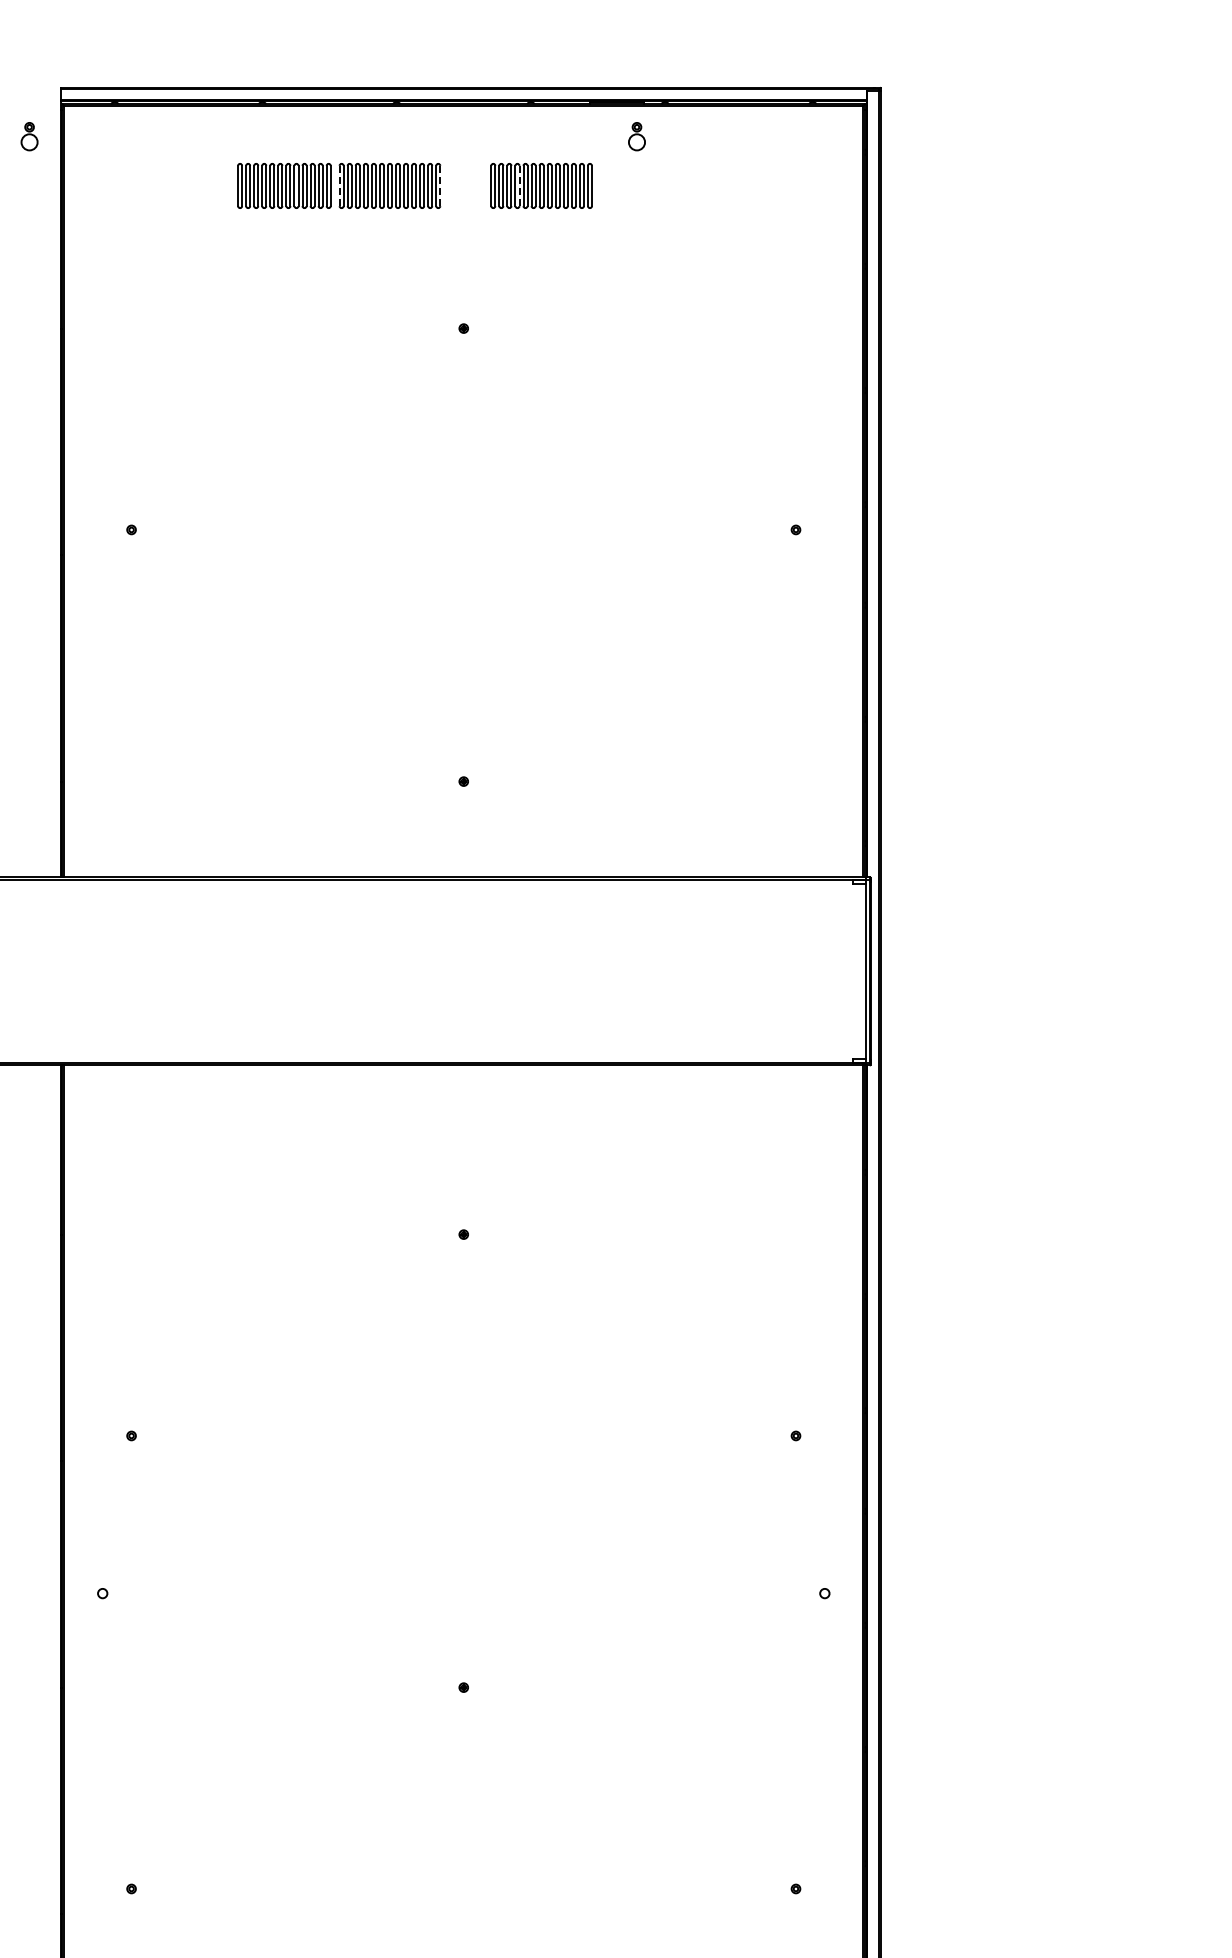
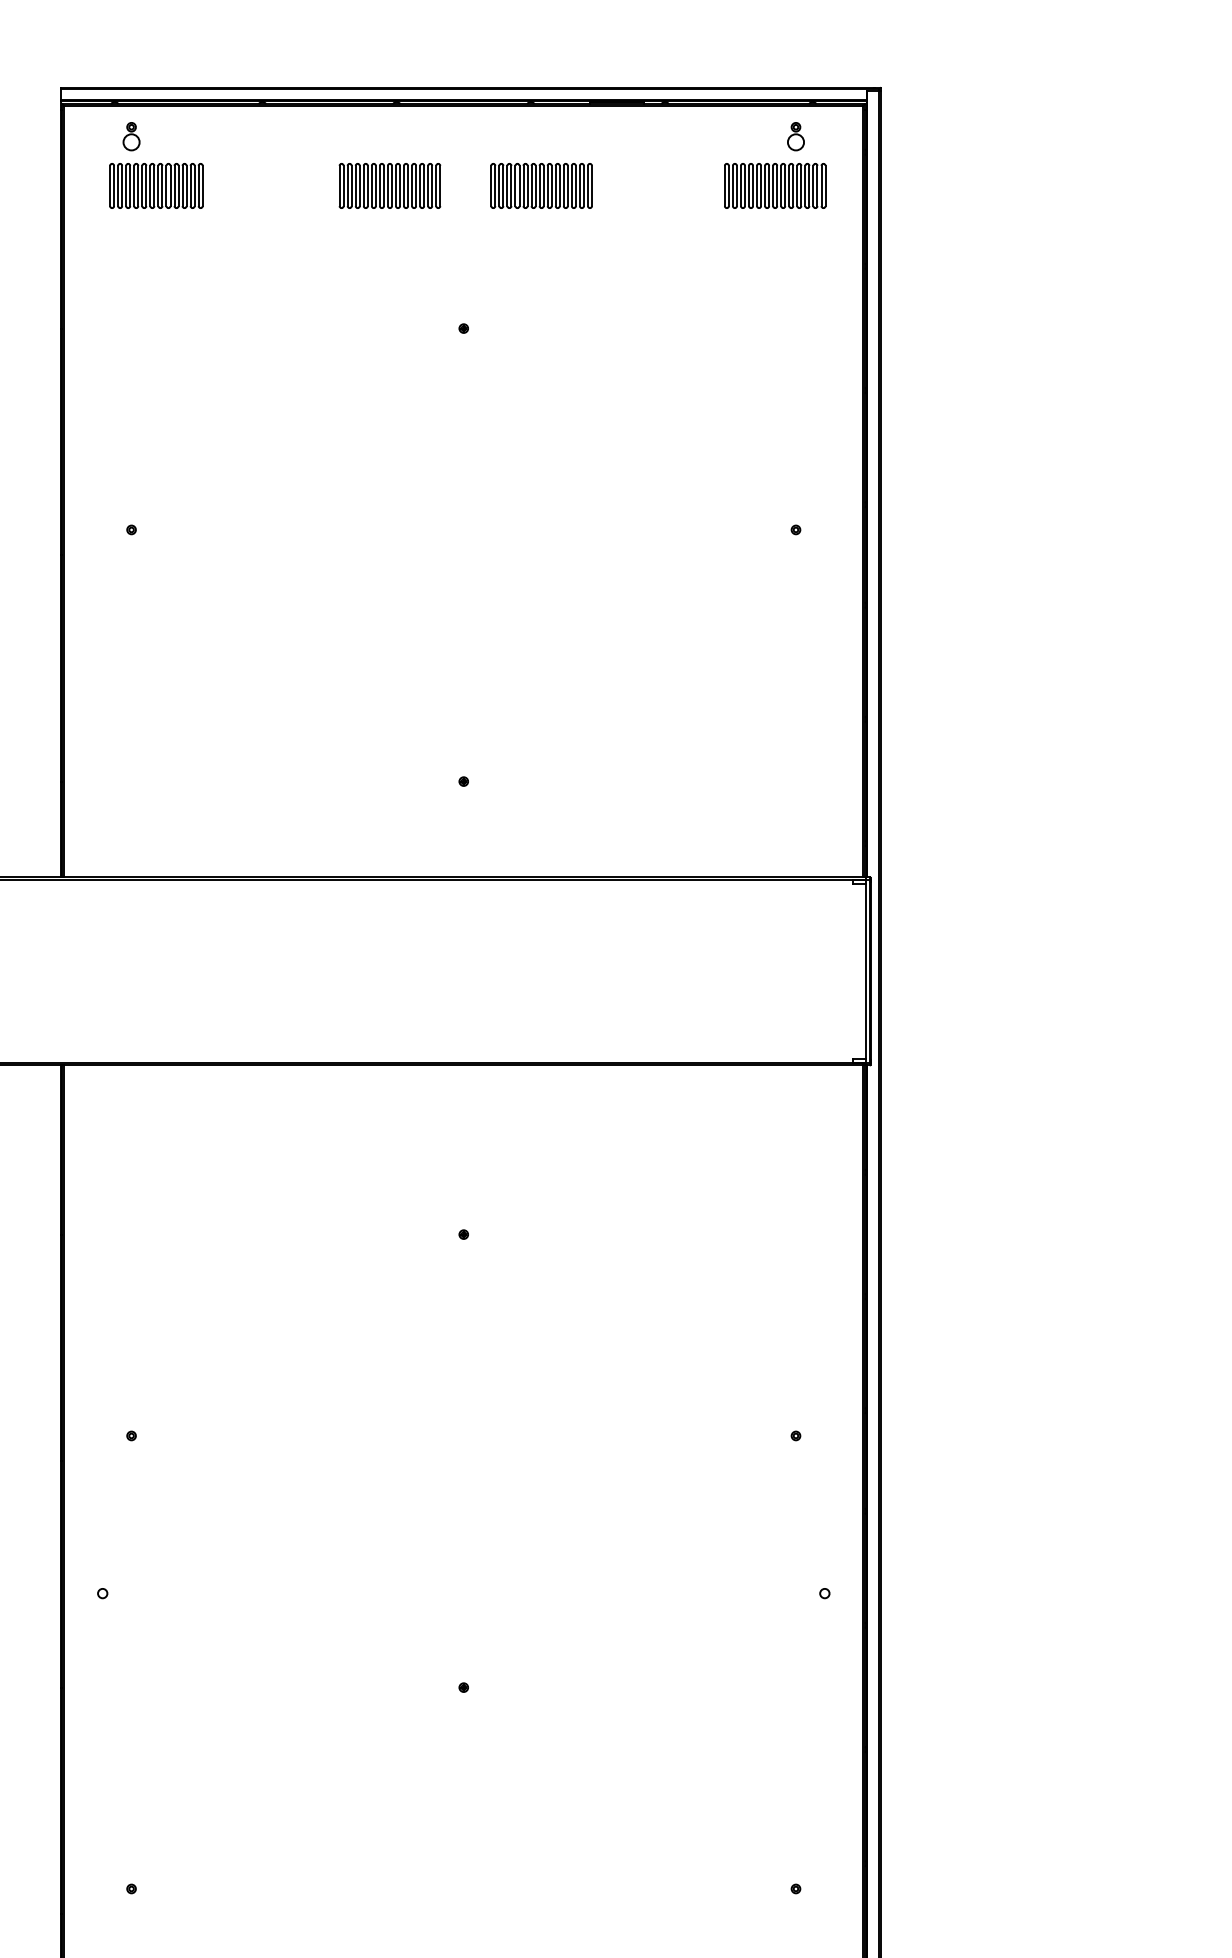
part position: (29, 136) -> (131, 136) (131, 136)
part position: (636, 136) -> (795, 136) (795, 136)
part position: (284, 185) -> (156, 185) (156, 185)
line: dashed -> solid (440, 185)
line: dashed -> solid (519, 185)
part: none -> present (775, 185)
line: dashed -> solid (339, 186)
